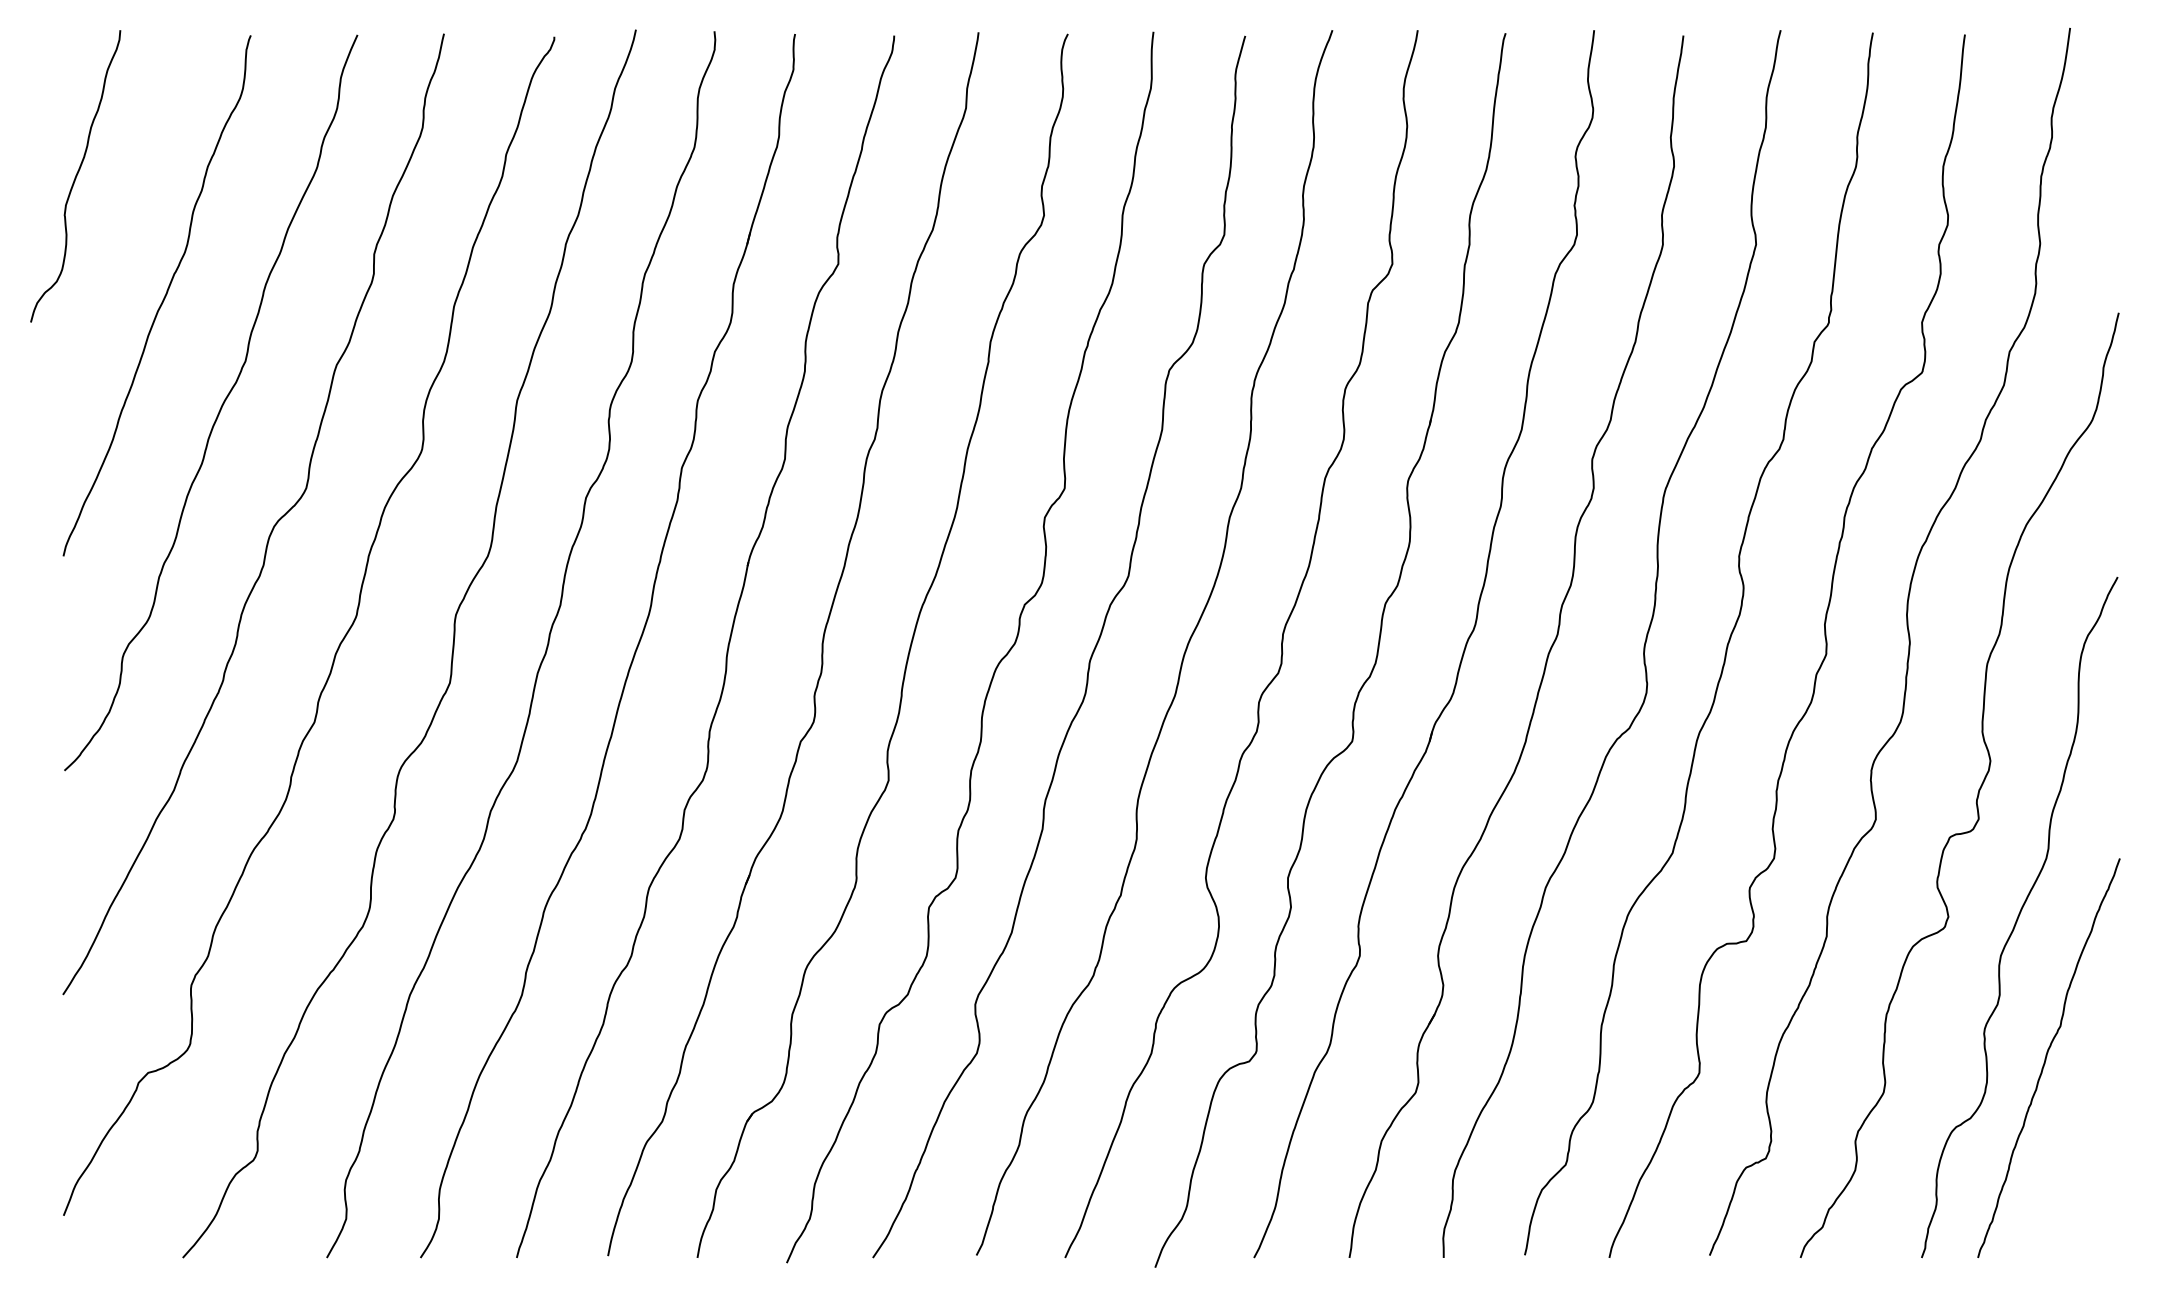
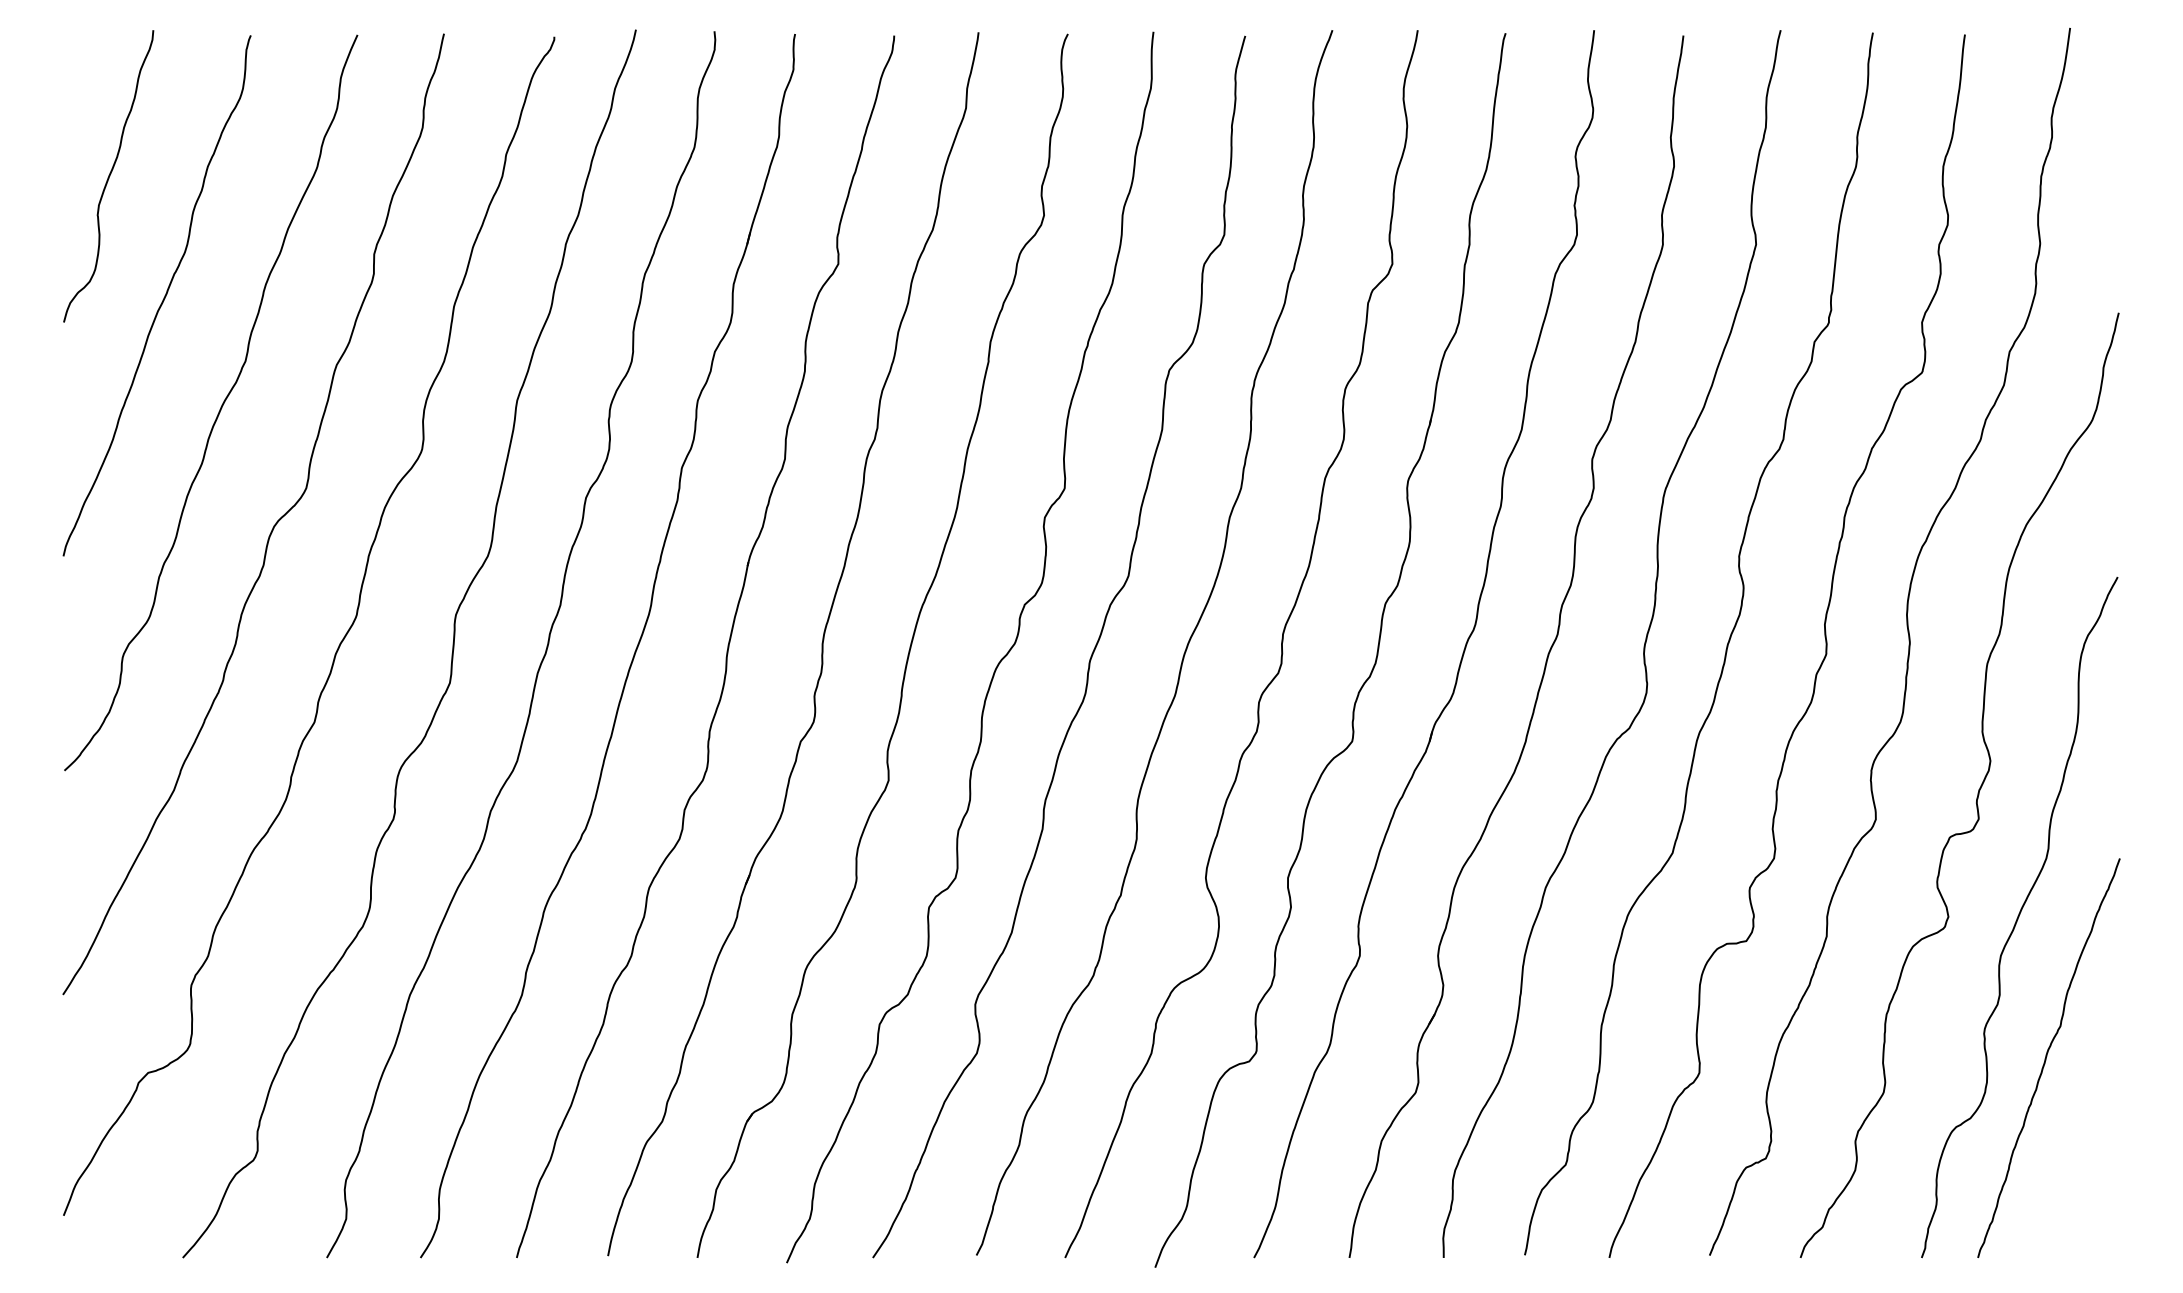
curve position: (75, 176) -> (108, 176) (108, 176)
